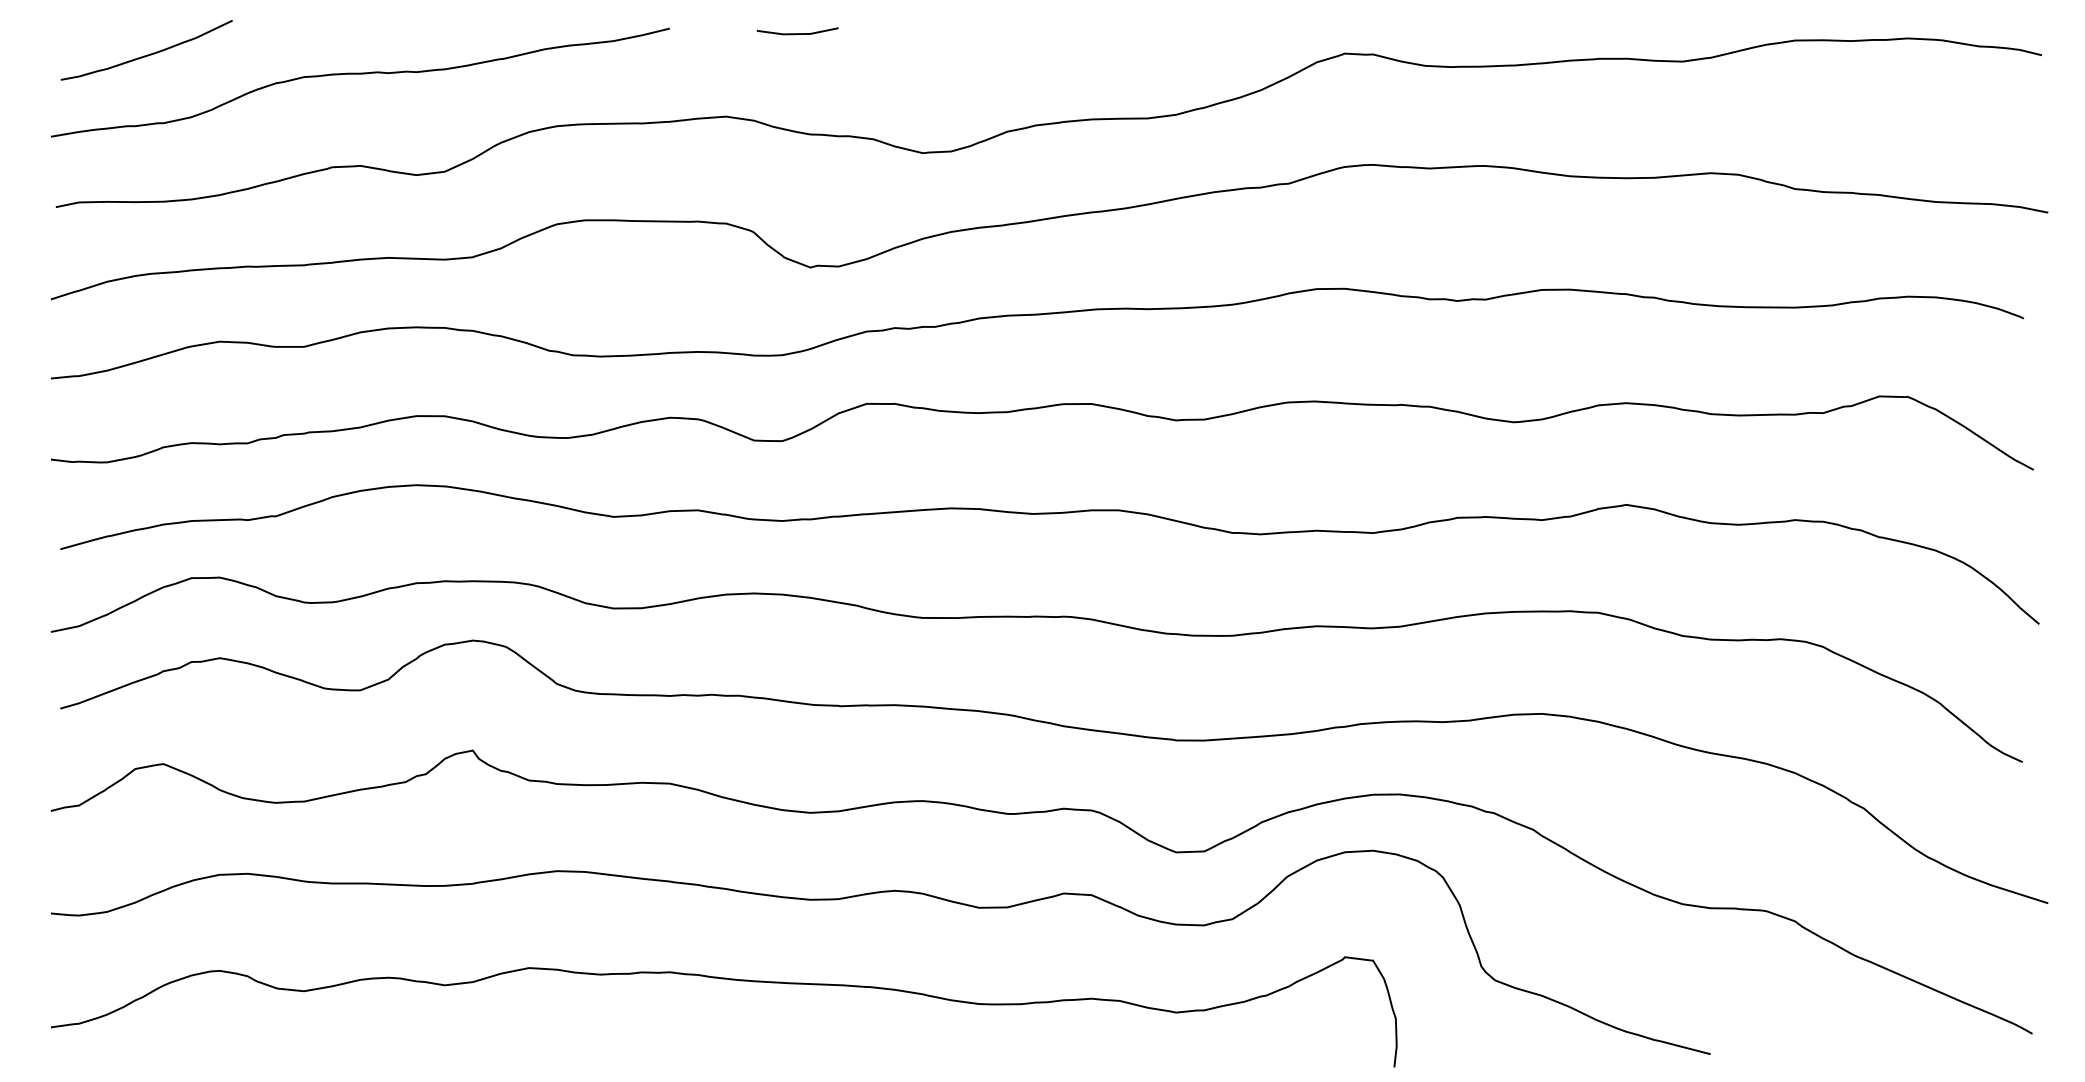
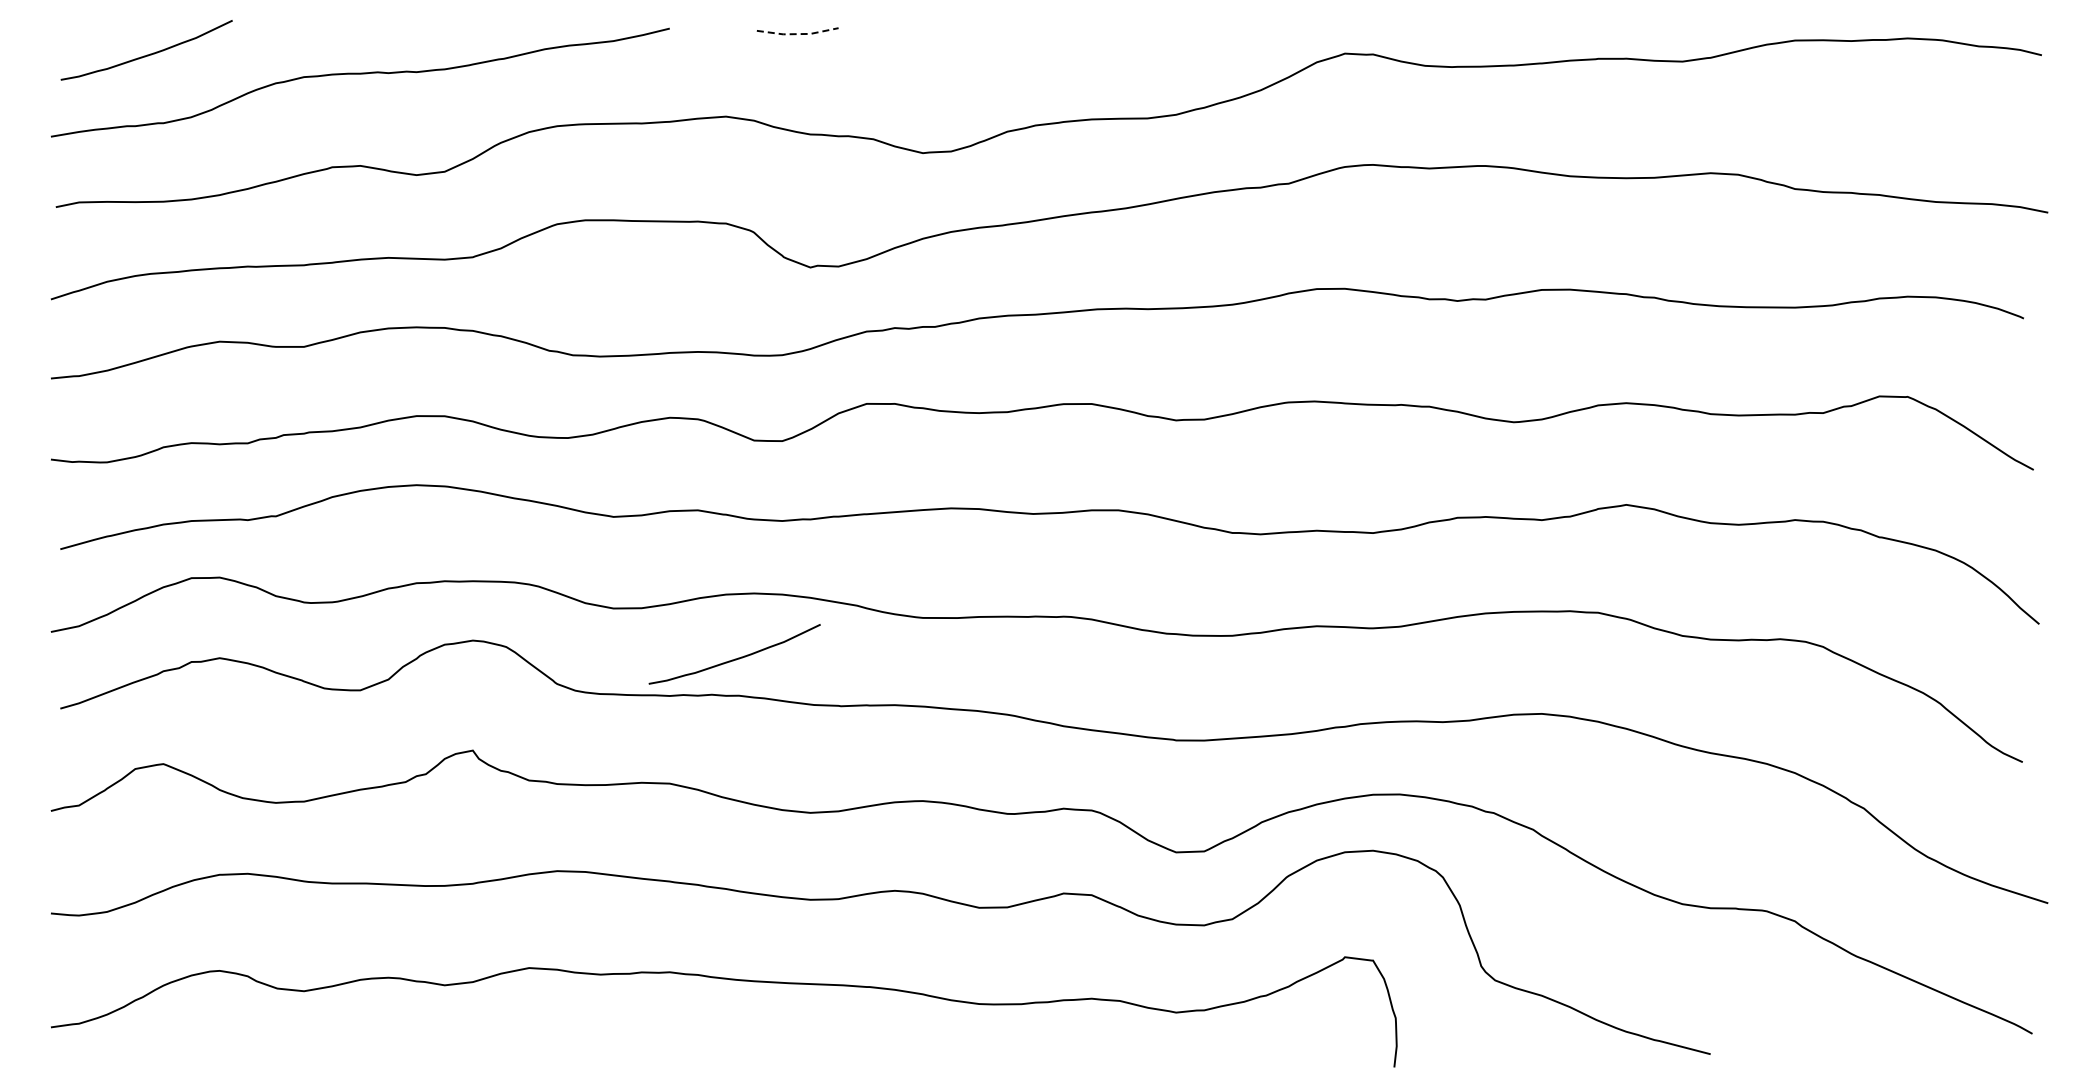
line: solid -> dashed (797, 34)
curve: none -> present (735, 658)
